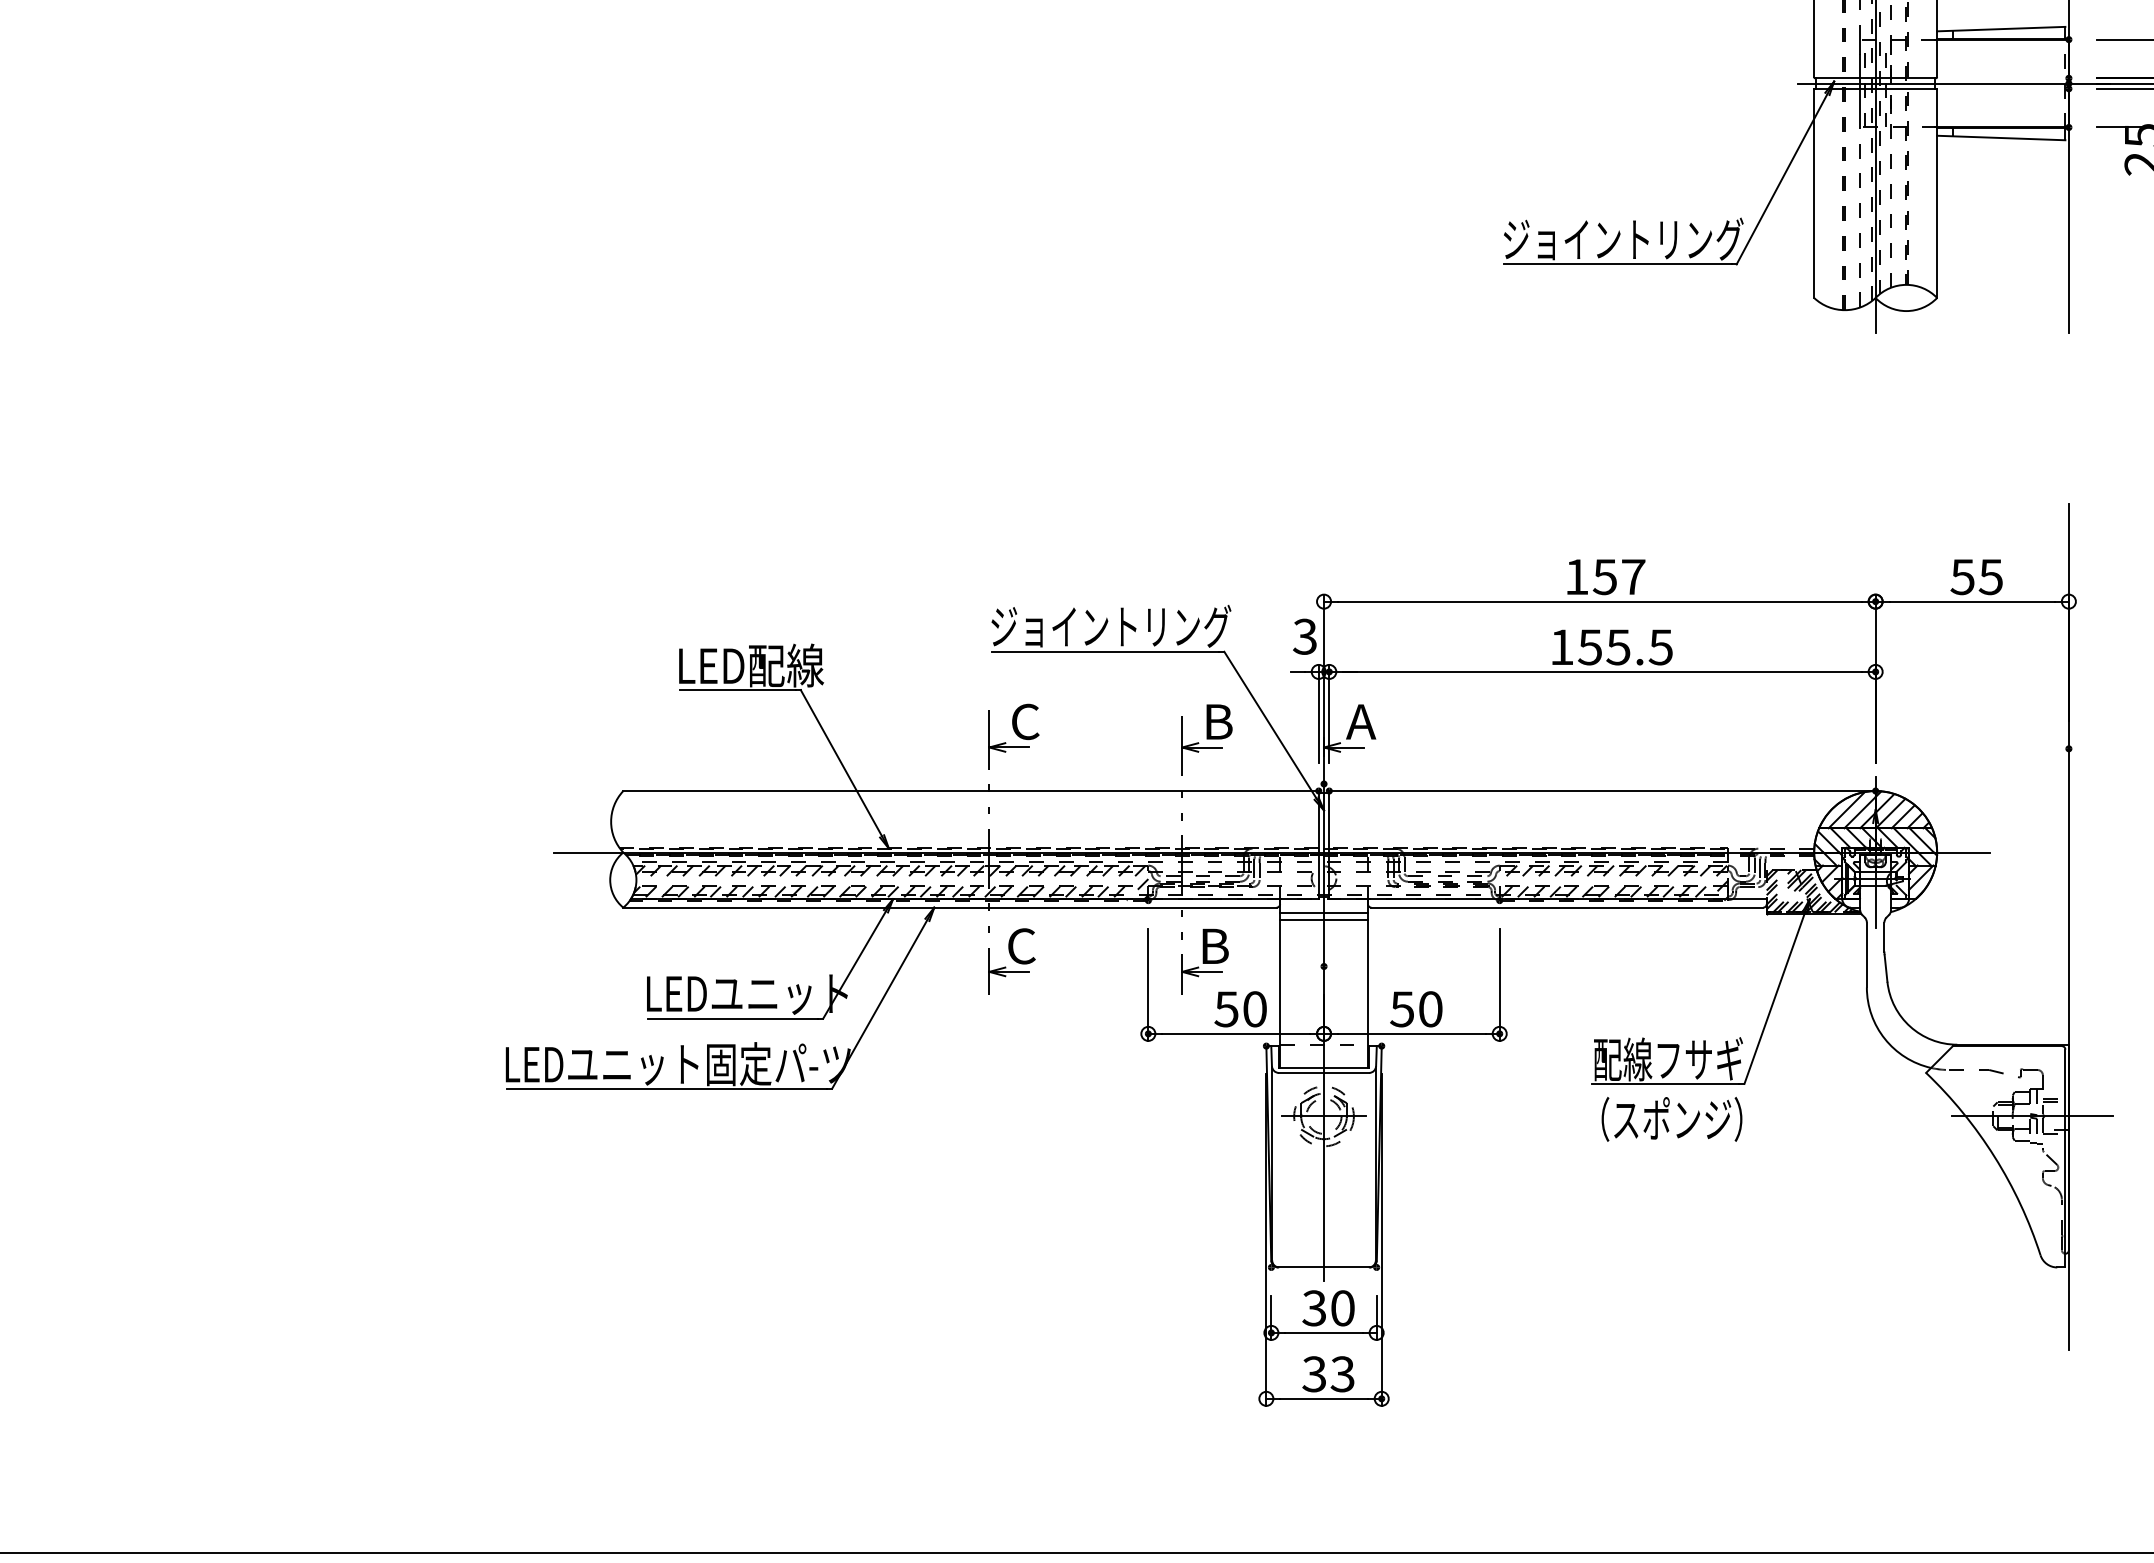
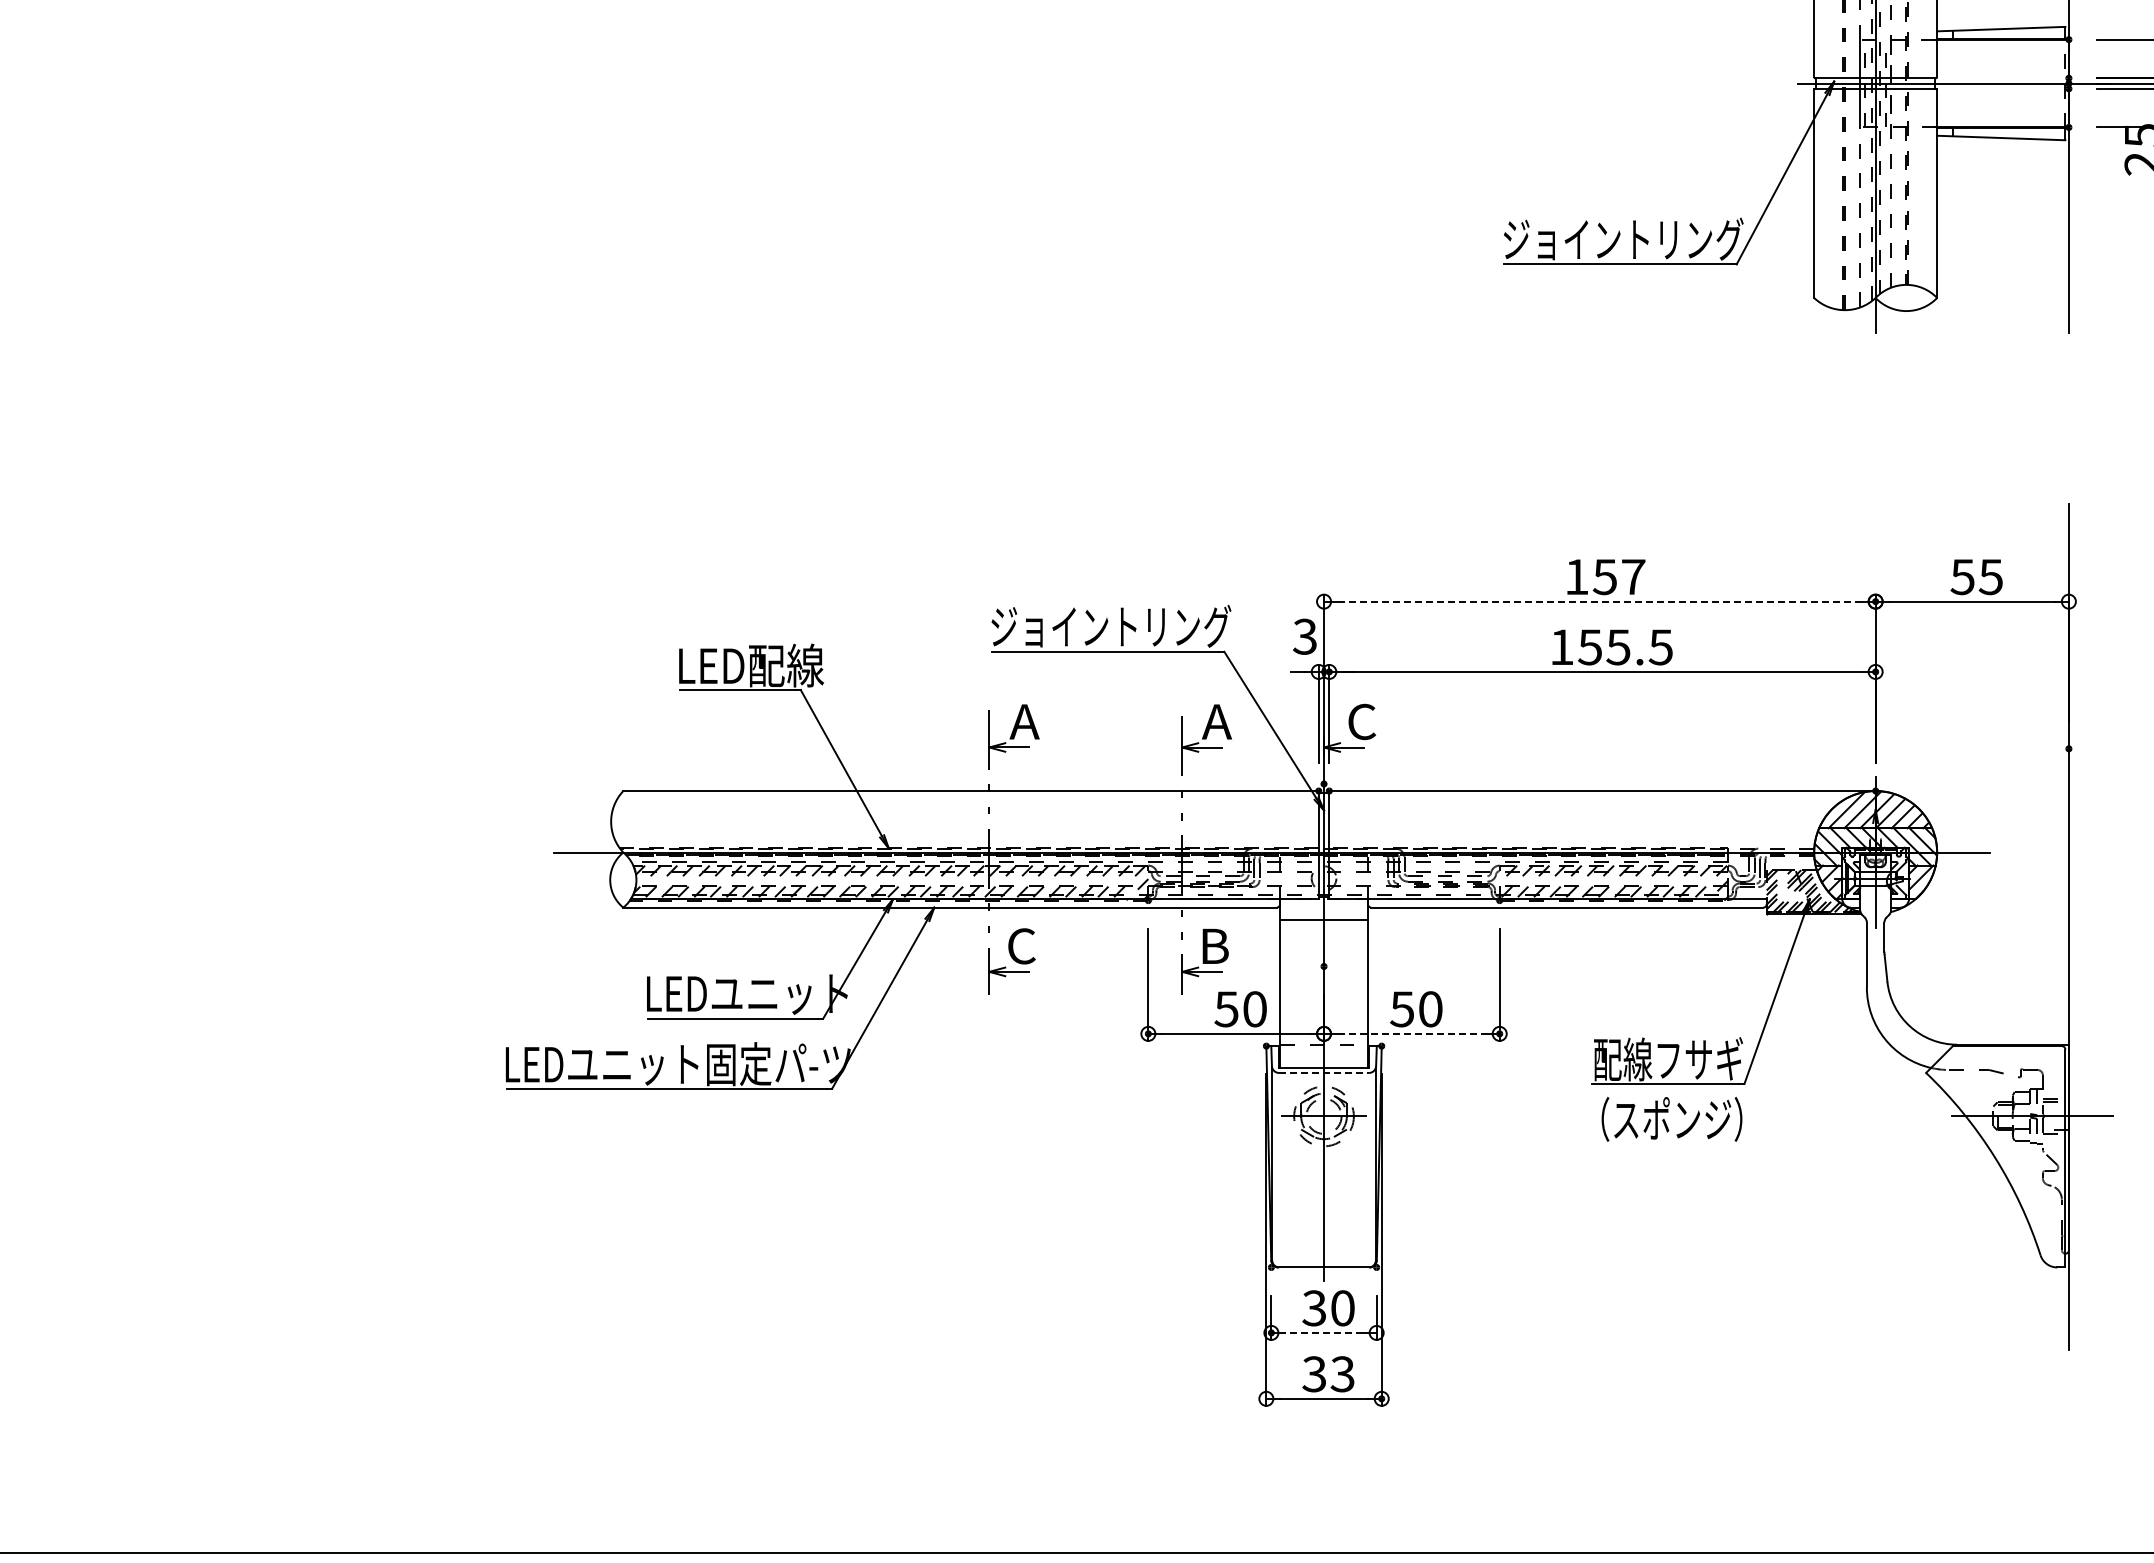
line: solid -> dashed (1599, 601)
text: C -> A (1024, 721)
text: B -> A (1216, 721)
text: A -> C (1361, 721)
line: present -> none (1323, 912)
line: solid -> dashed (1411, 1033)
line: solid -> dashed (1324, 1072)
line: solid -> dashed (1324, 1332)
